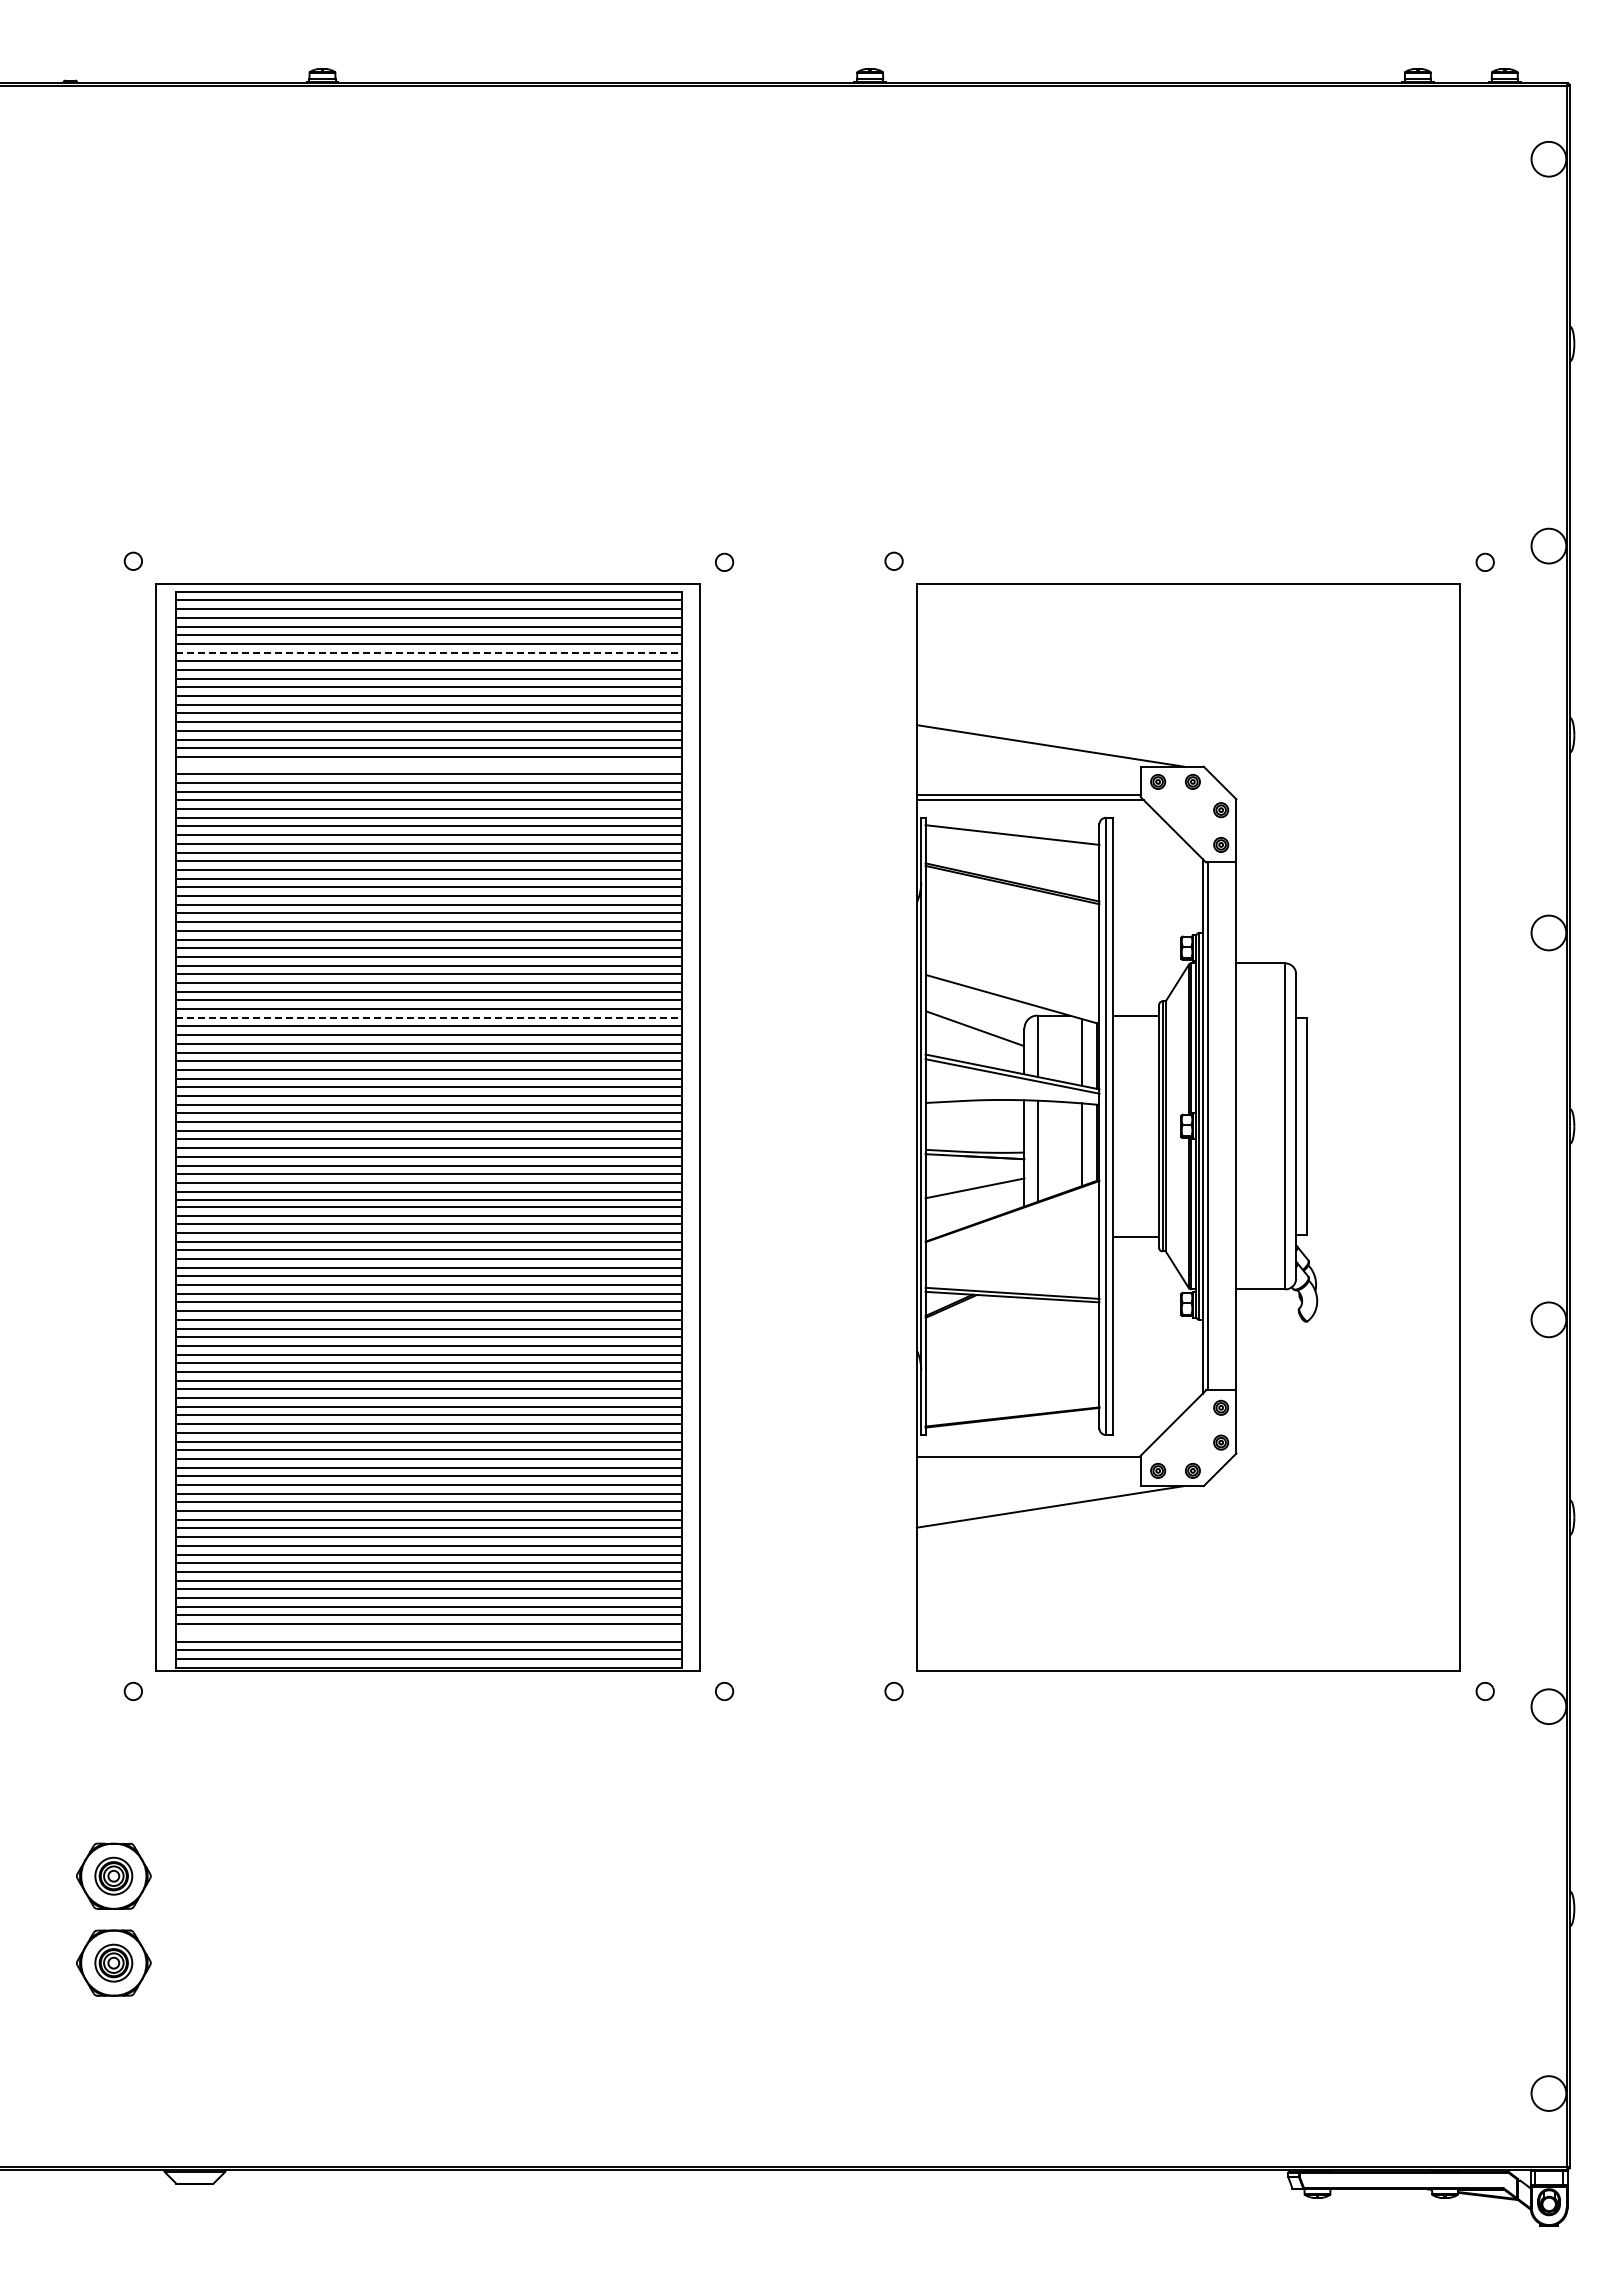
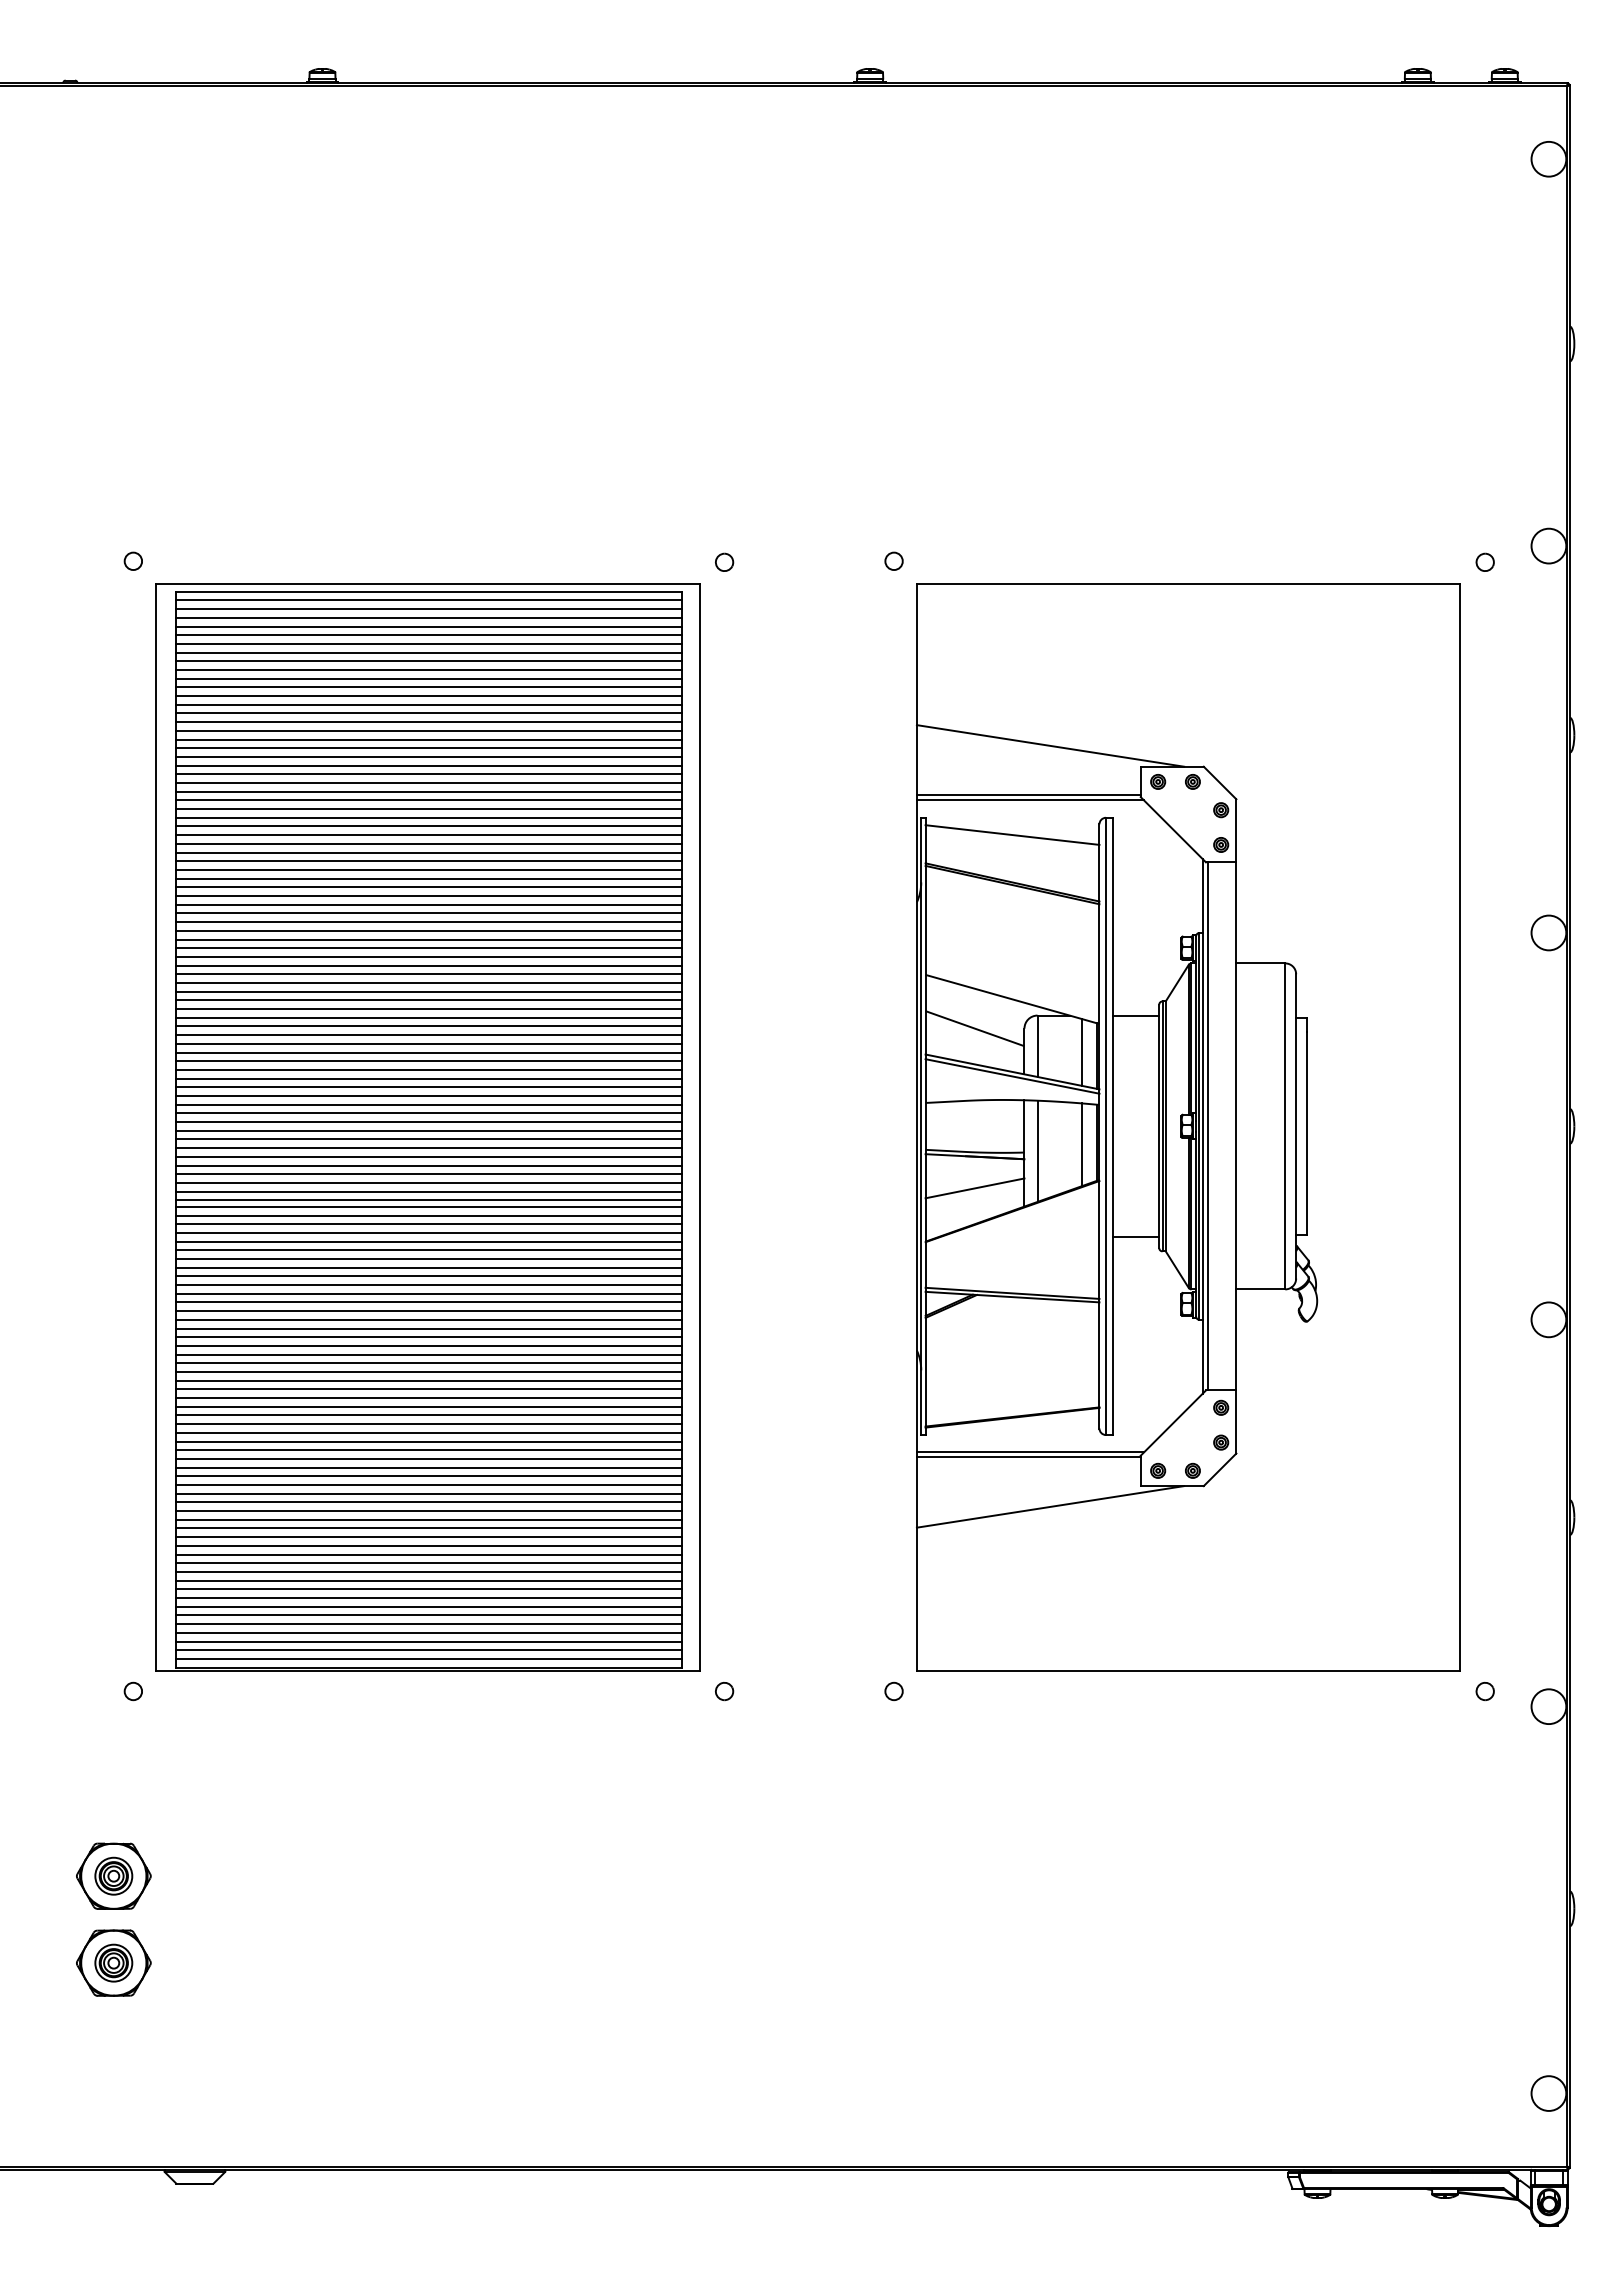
line: dashed -> solid (429, 652)
line: none -> present (428, 765)
line: dashed -> solid (429, 1017)
line: none -> present (1030, 1452)
line: none -> present (428, 1632)
